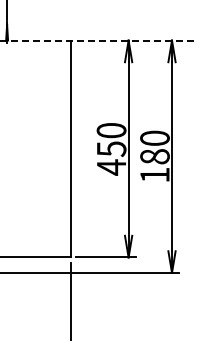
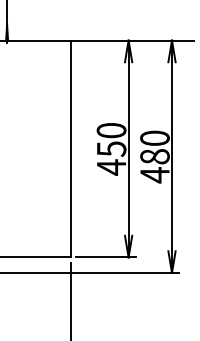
line: dashed -> solid (97, 40)
text: 180 -> 480 (154, 175)
